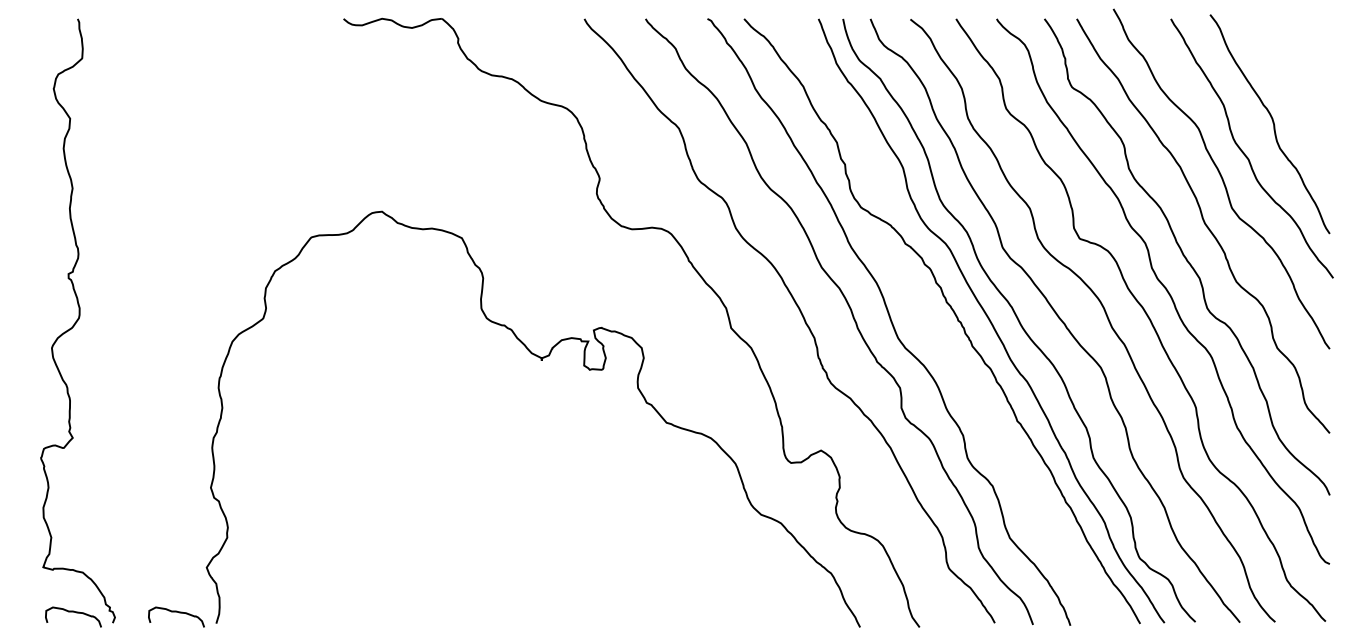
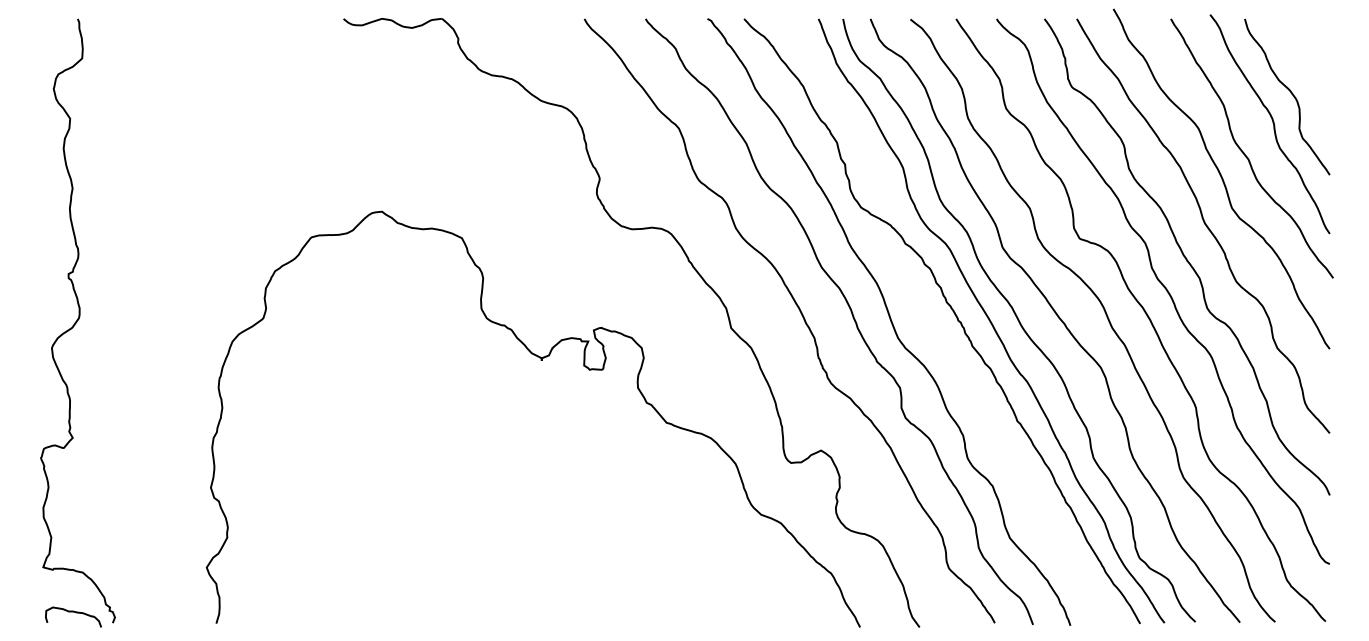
curve: none -> present (1290, 93)
curve: present -> none (176, 612)
